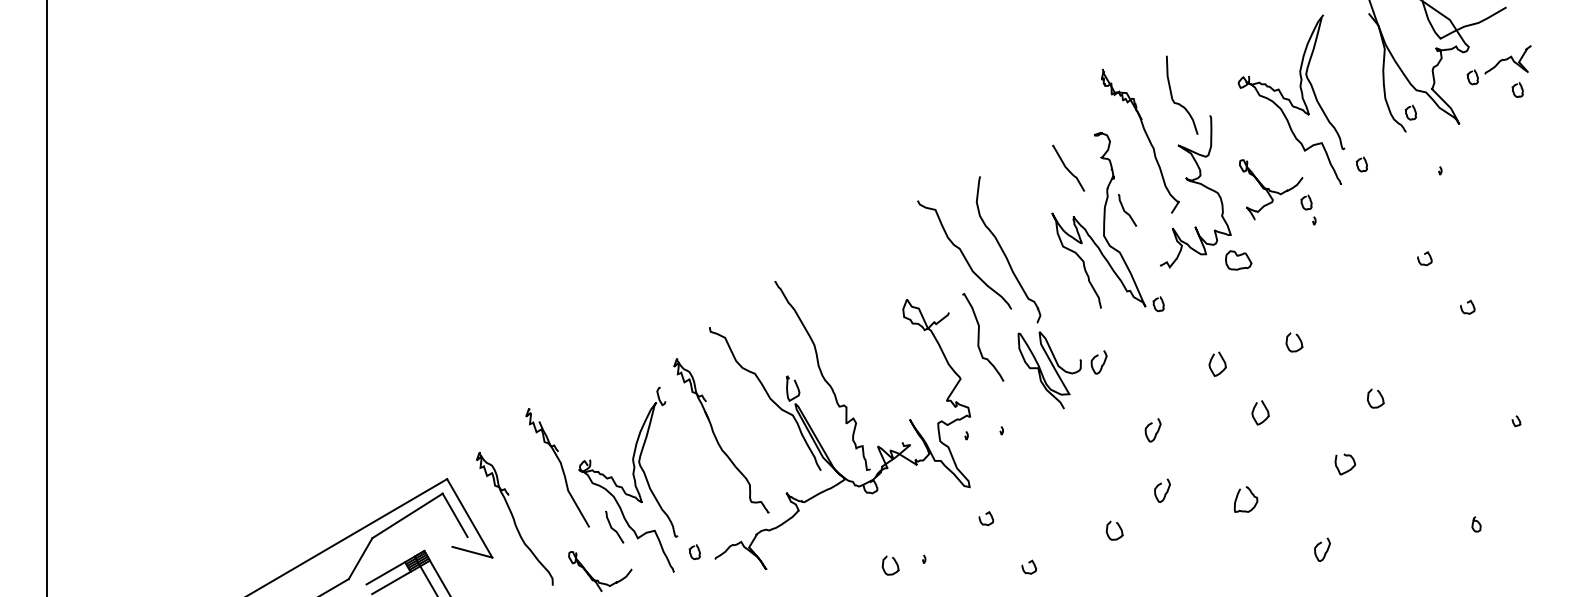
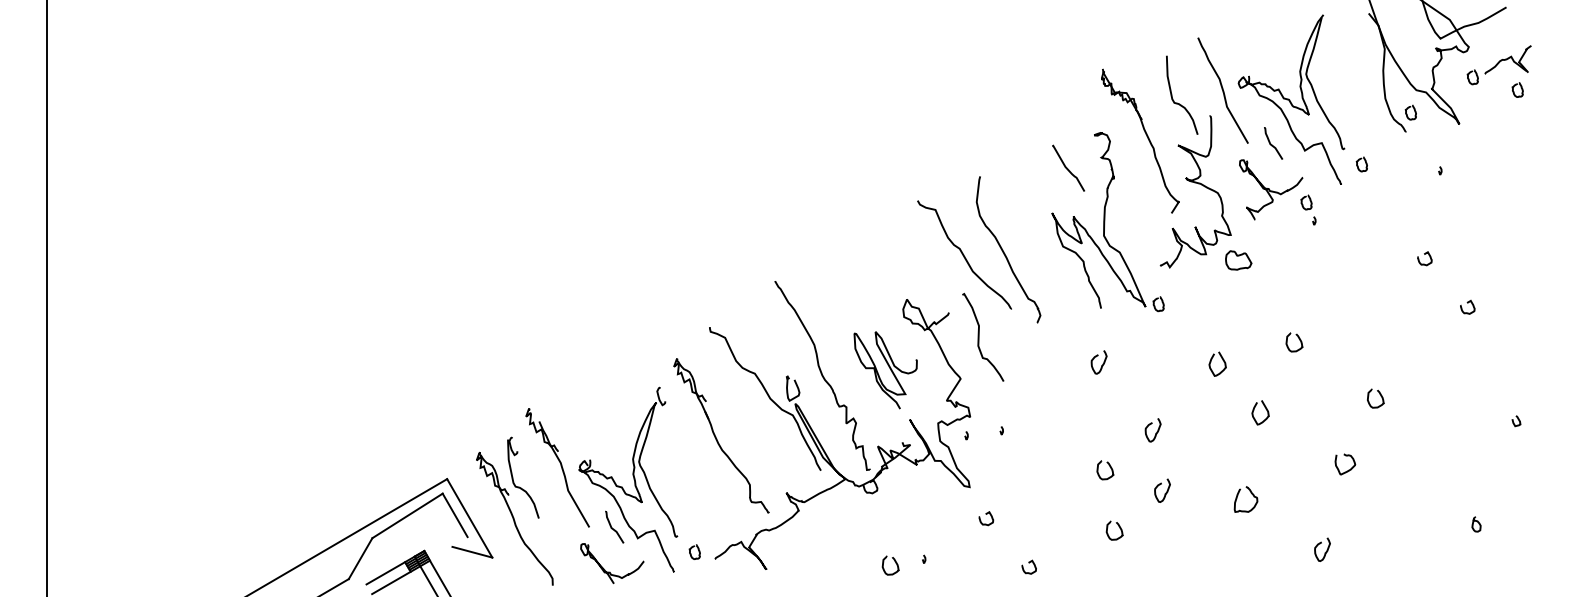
curve: none -> present (1222, 90)
curve position: (1126, 211) -> (1272, 144) (1272, 144)
curve position: (1052, 367) -> (888, 367) (888, 367)
curve: none -> present (1110, 468)
part: none -> present (514, 481)
part position: (597, 579) -> (609, 571) (609, 571)
